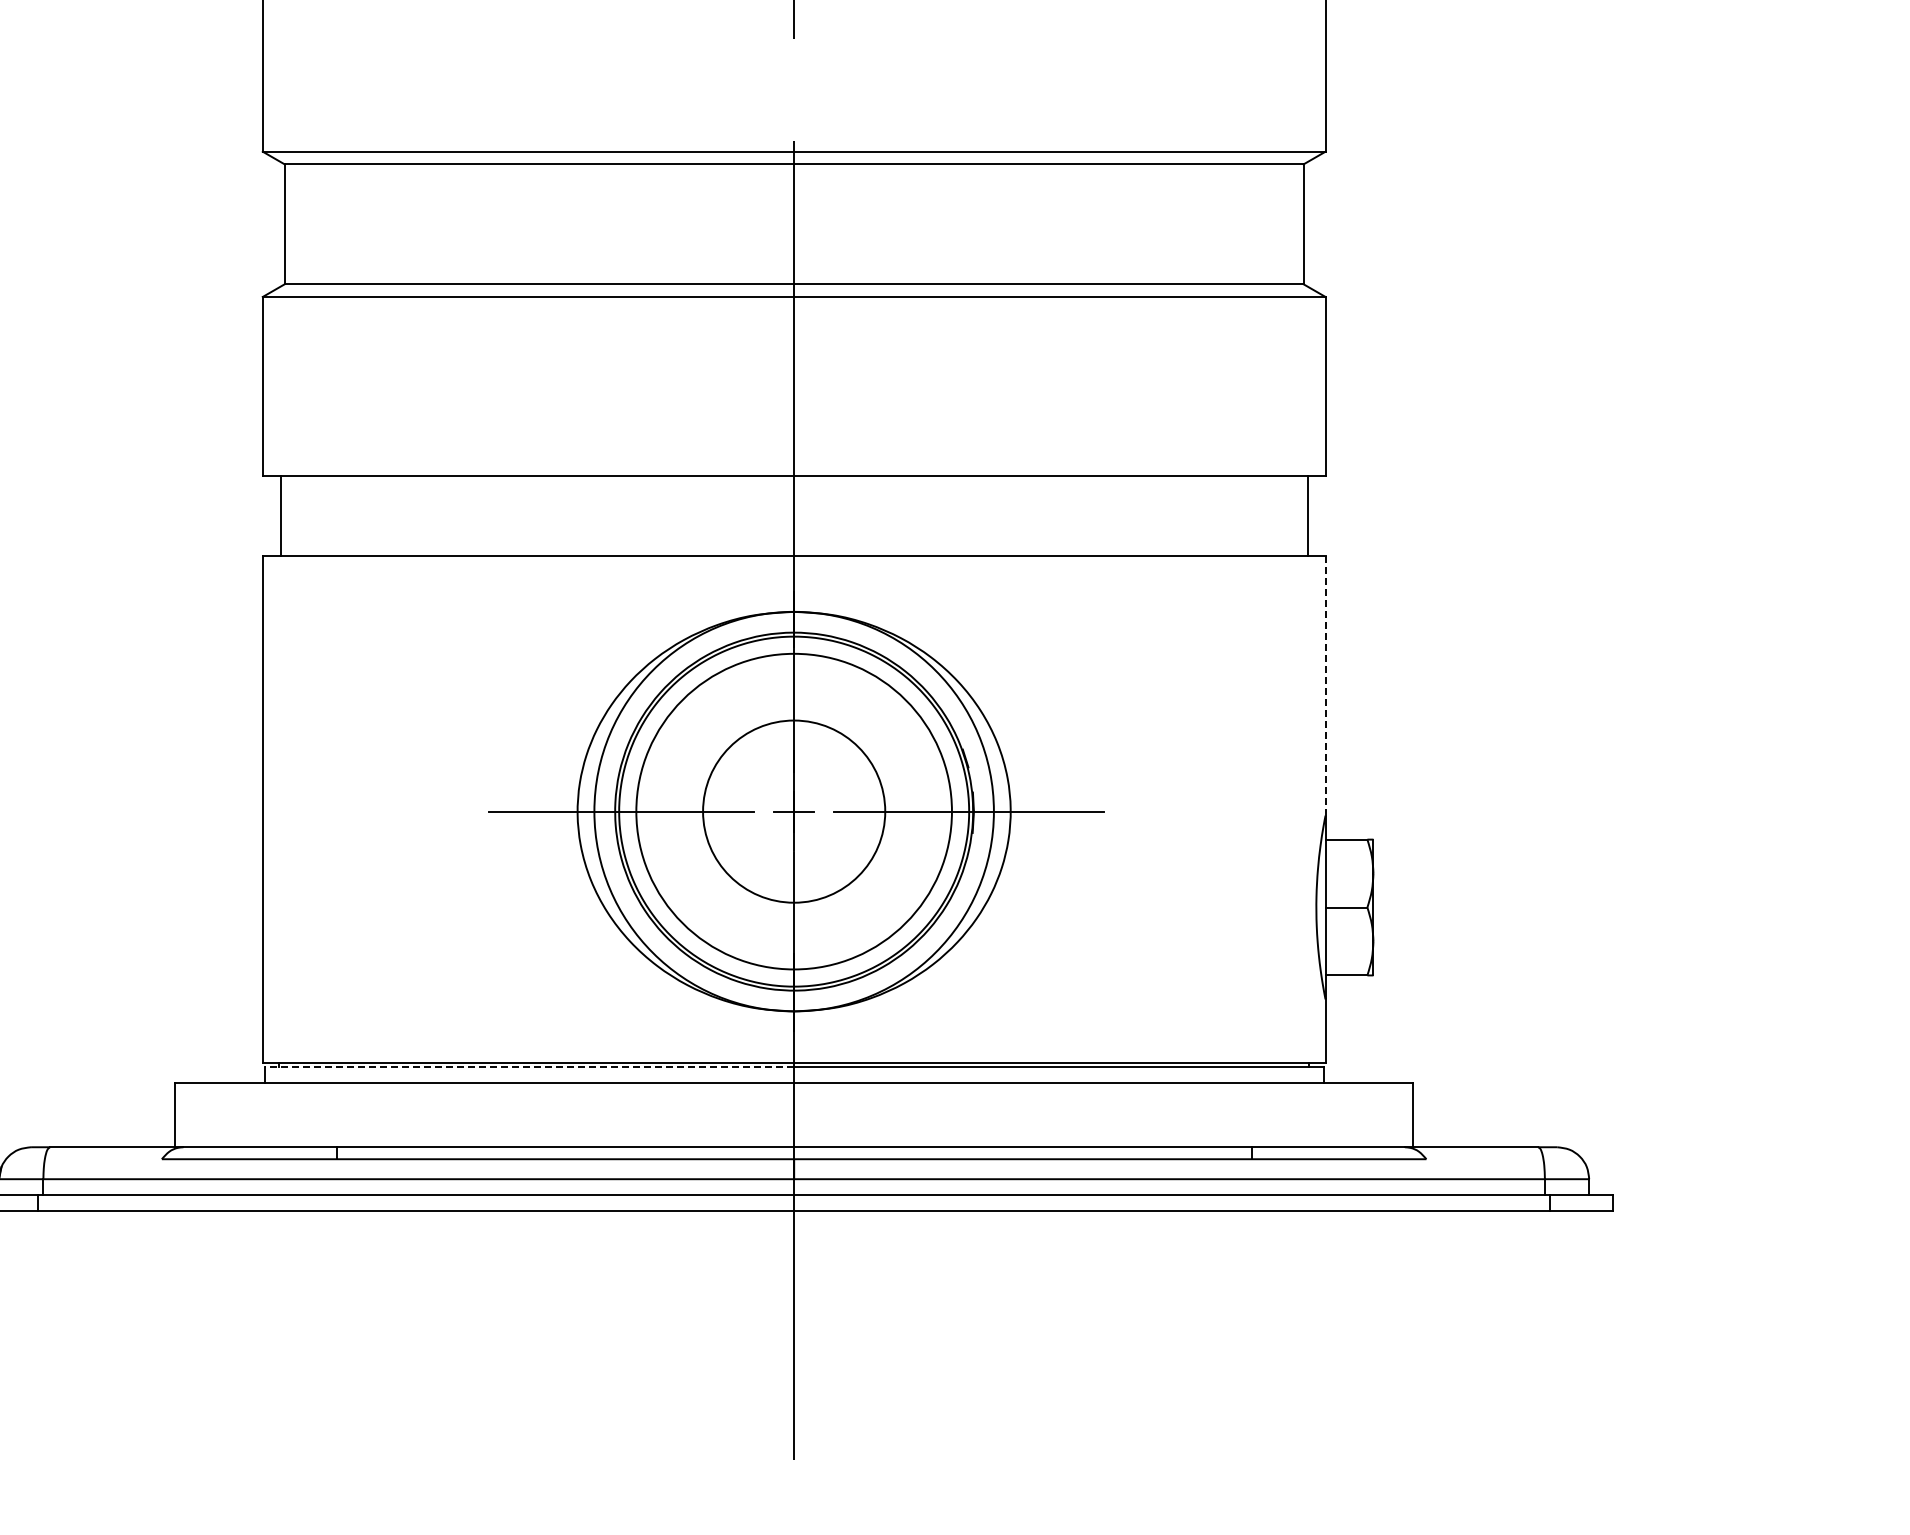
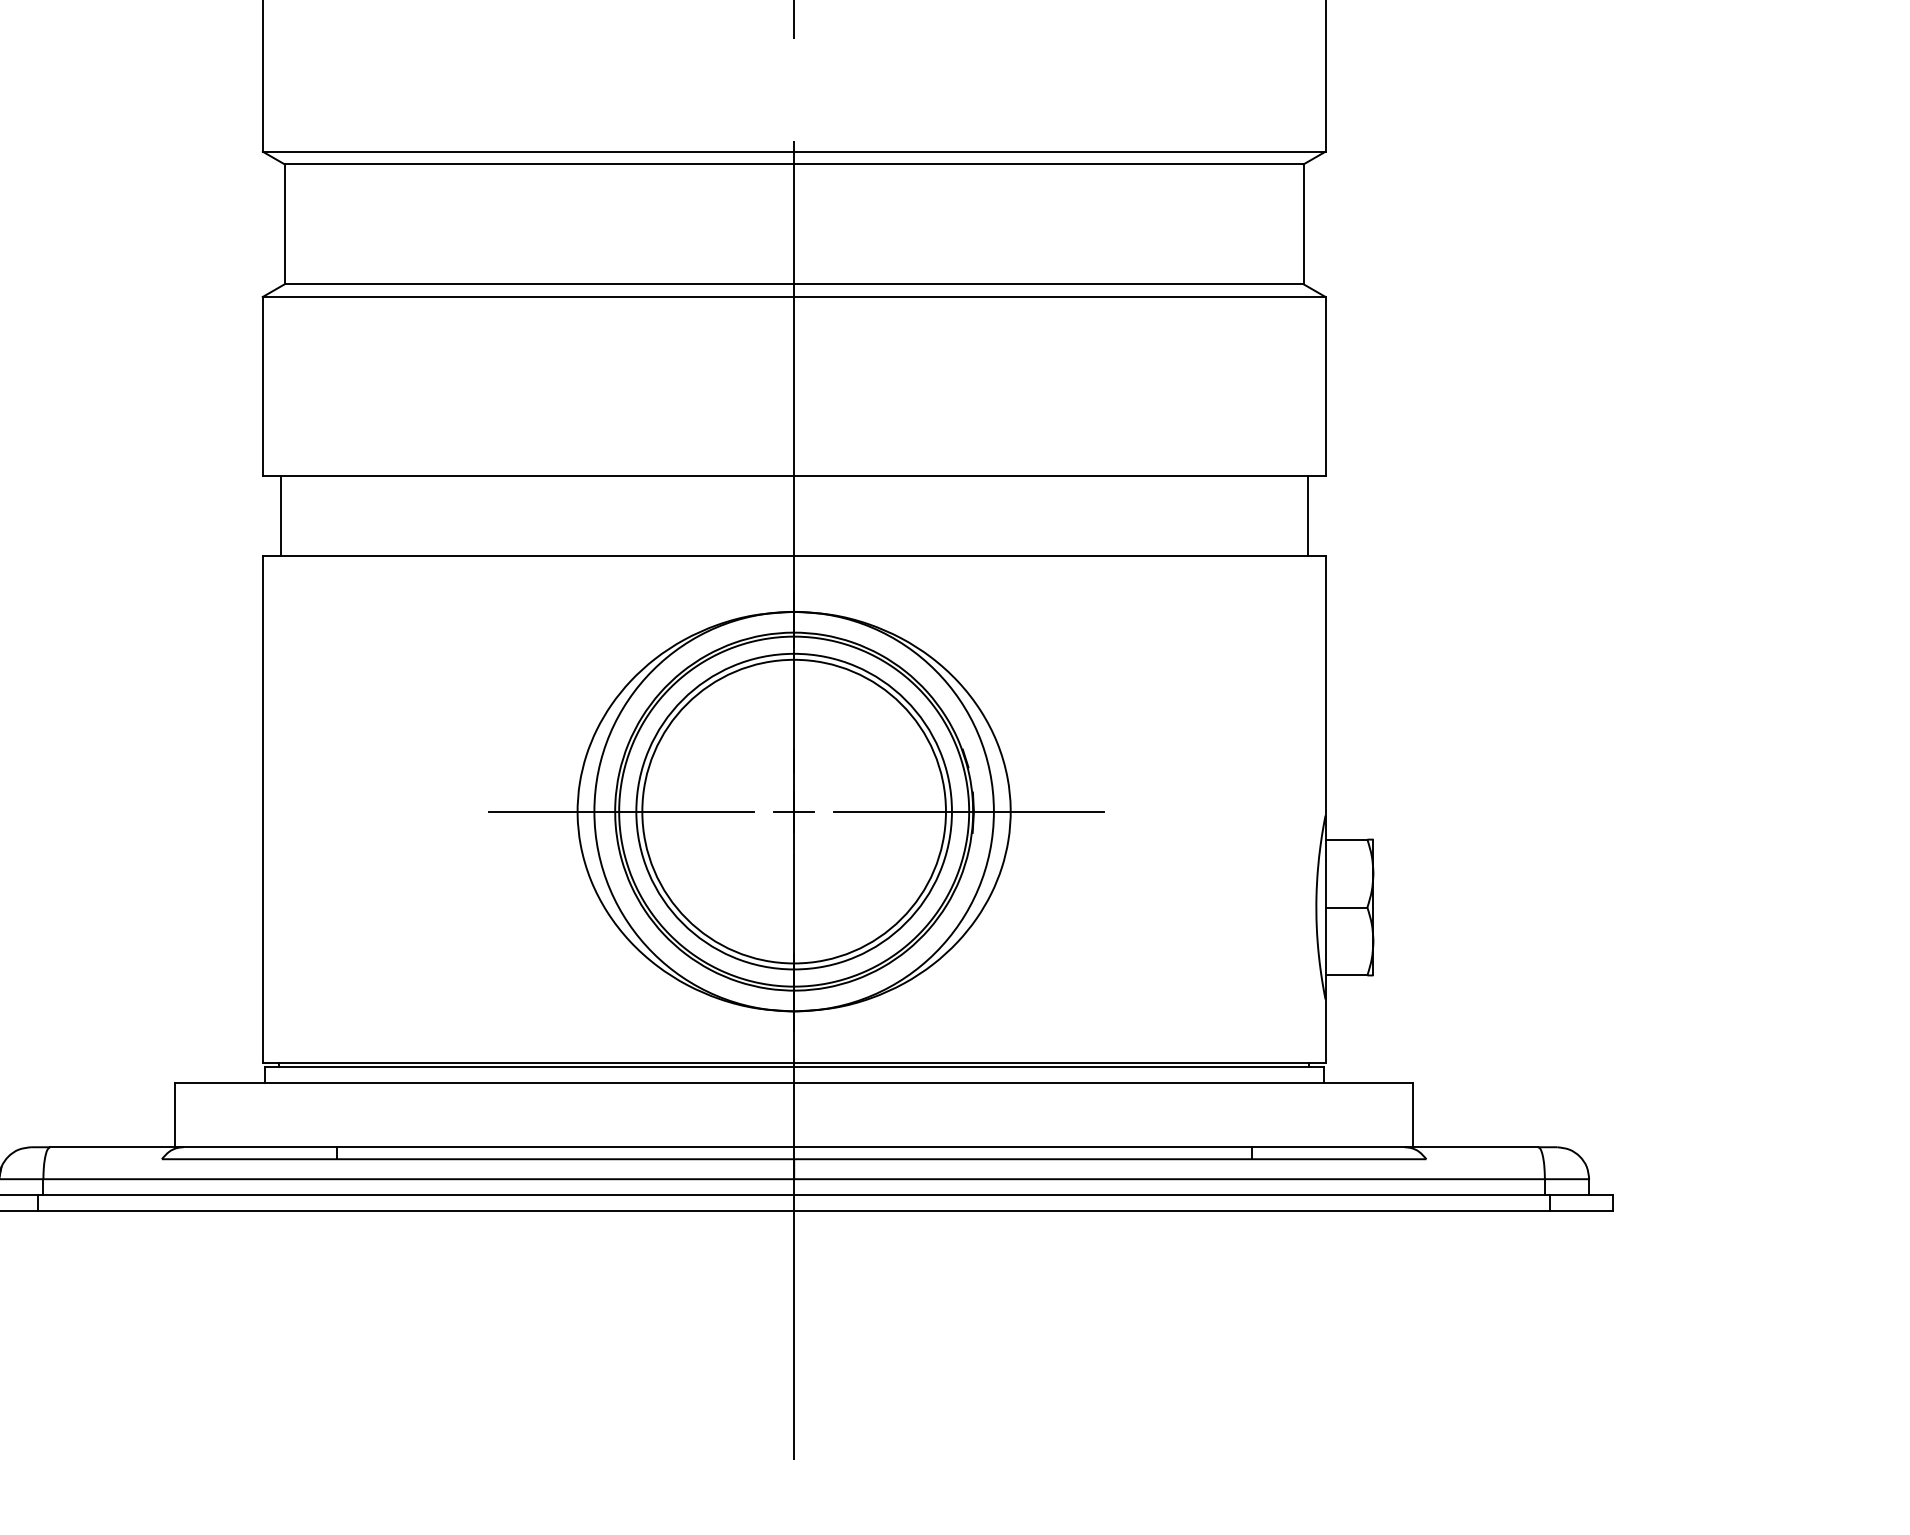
line: dashed -> solid (1325, 685)
circle diameter: 182 px -> 304 px (793, 811)
line: dashed -> solid (529, 1067)
